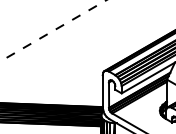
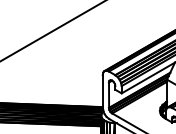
line: dashed -> solid (53, 30)
